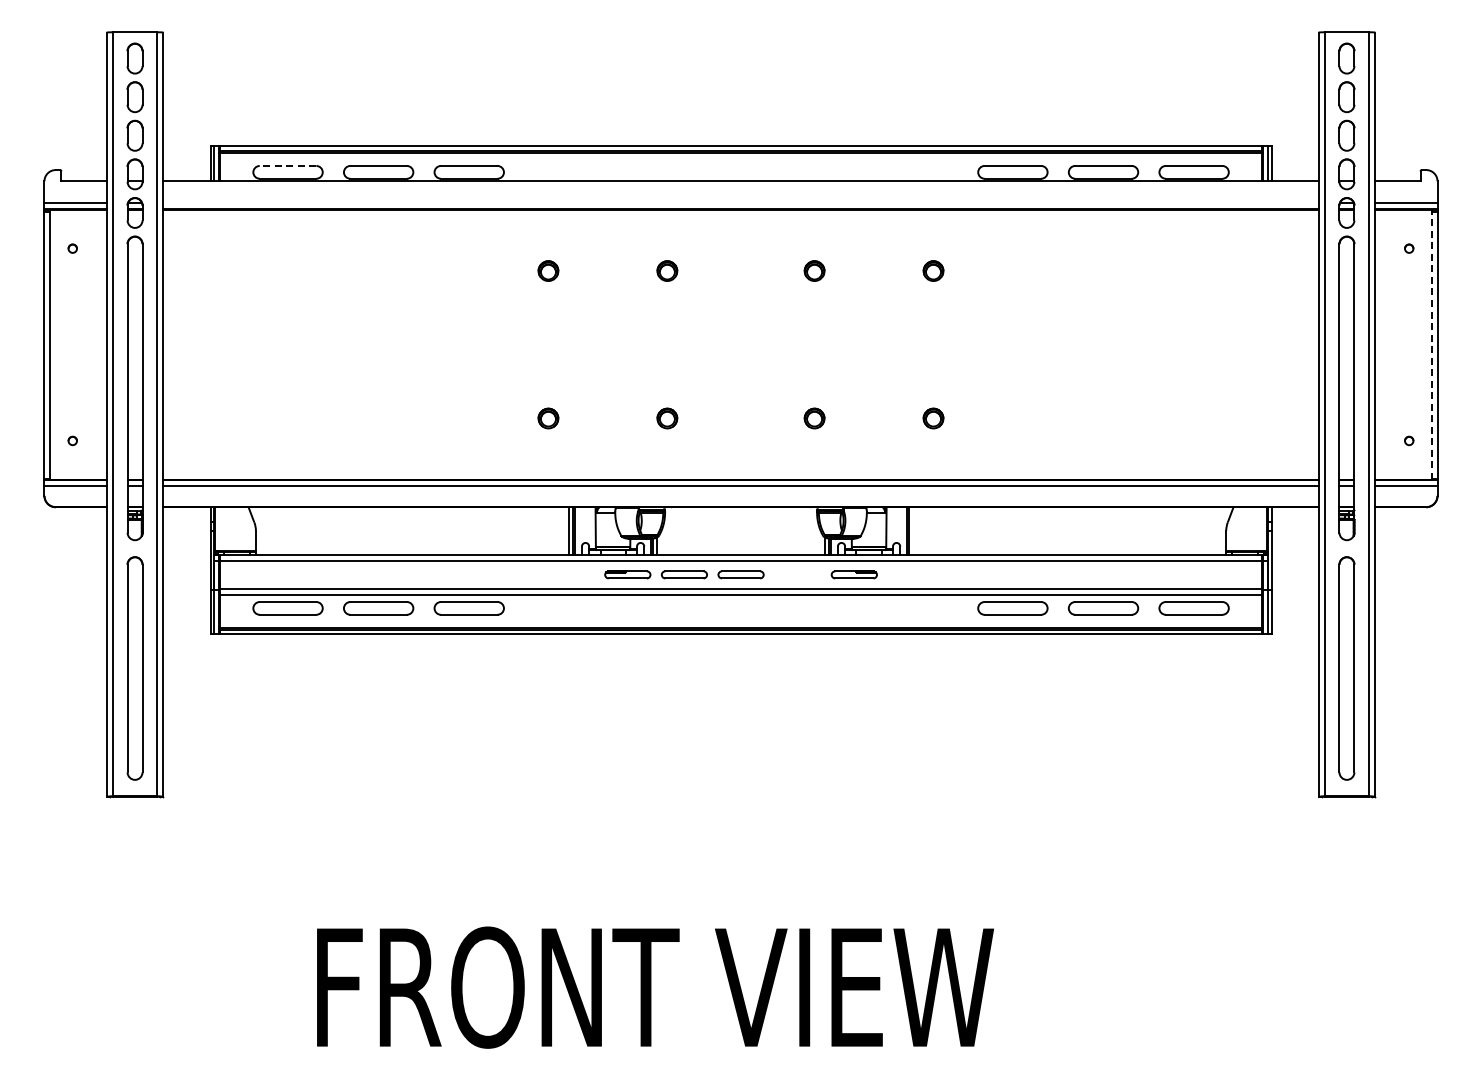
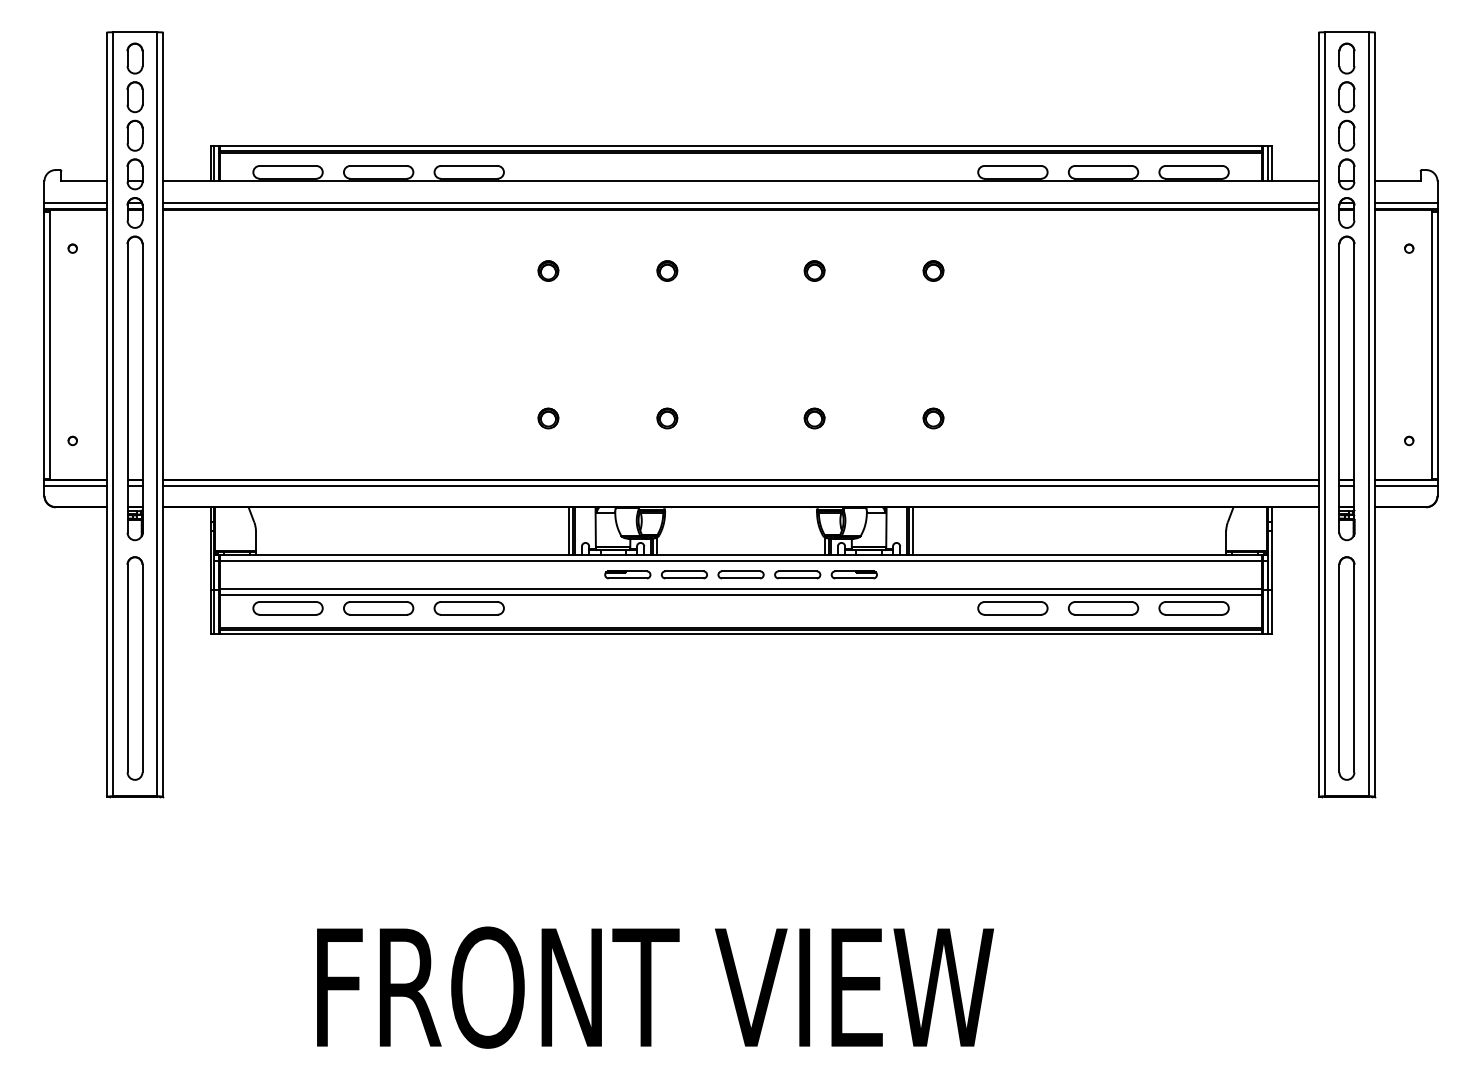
line: dashed -> solid (287, 165)
line: none -> present (740, 202)
line: dashed -> solid (1431, 344)
line: none -> present (913, 531)
part: none -> present (797, 574)
